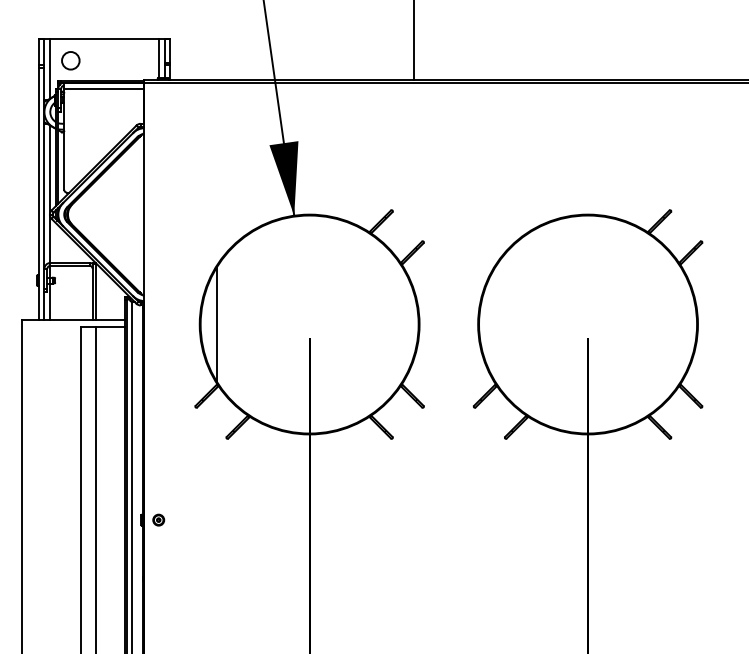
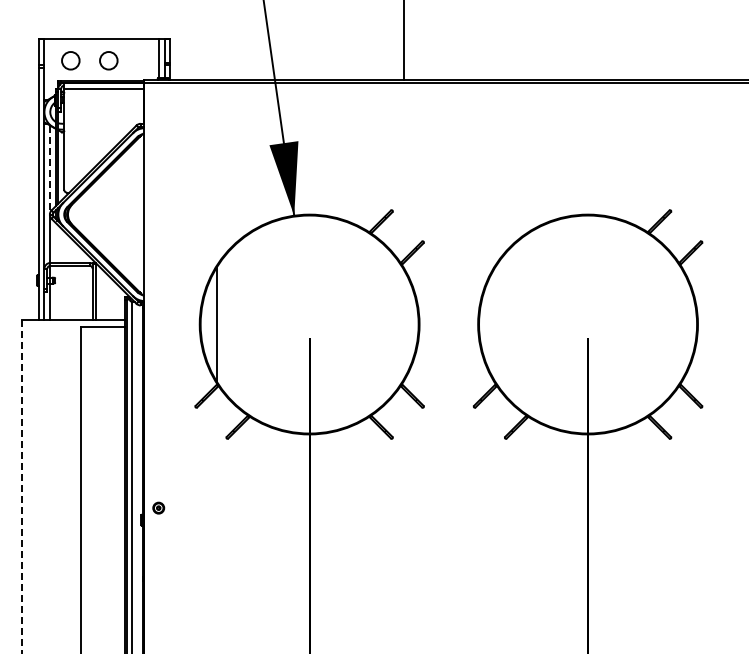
line position: (414, 40) -> (404, 40) (404, 40)
circle: none -> present (108, 60)
line: present -> none (50, 68)
line: solid -> dashed (50, 169)
line: solid -> dashed (22, 487)
line: present -> none (95, 488)
part position: (158, 519) -> (158, 507) (158, 507)
